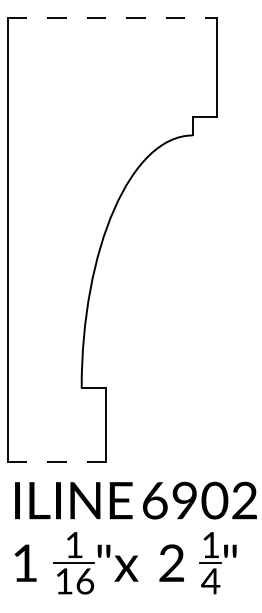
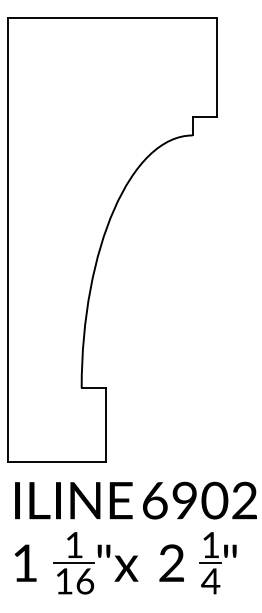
line: dashed -> solid (112, 18)
line: dashed -> solid (57, 462)
